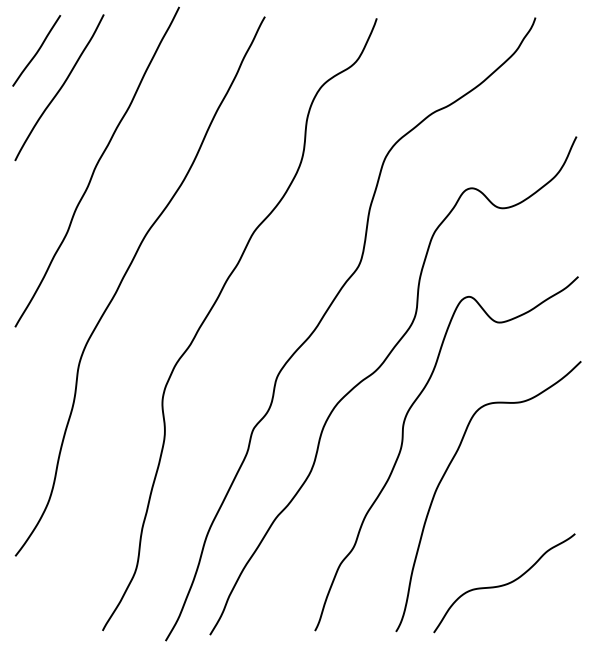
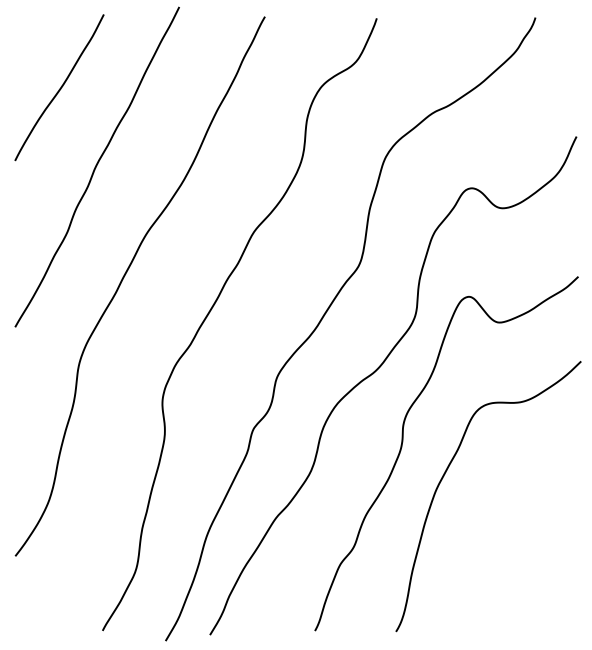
curve: present -> none (37, 50)
curve: present -> none (505, 583)
